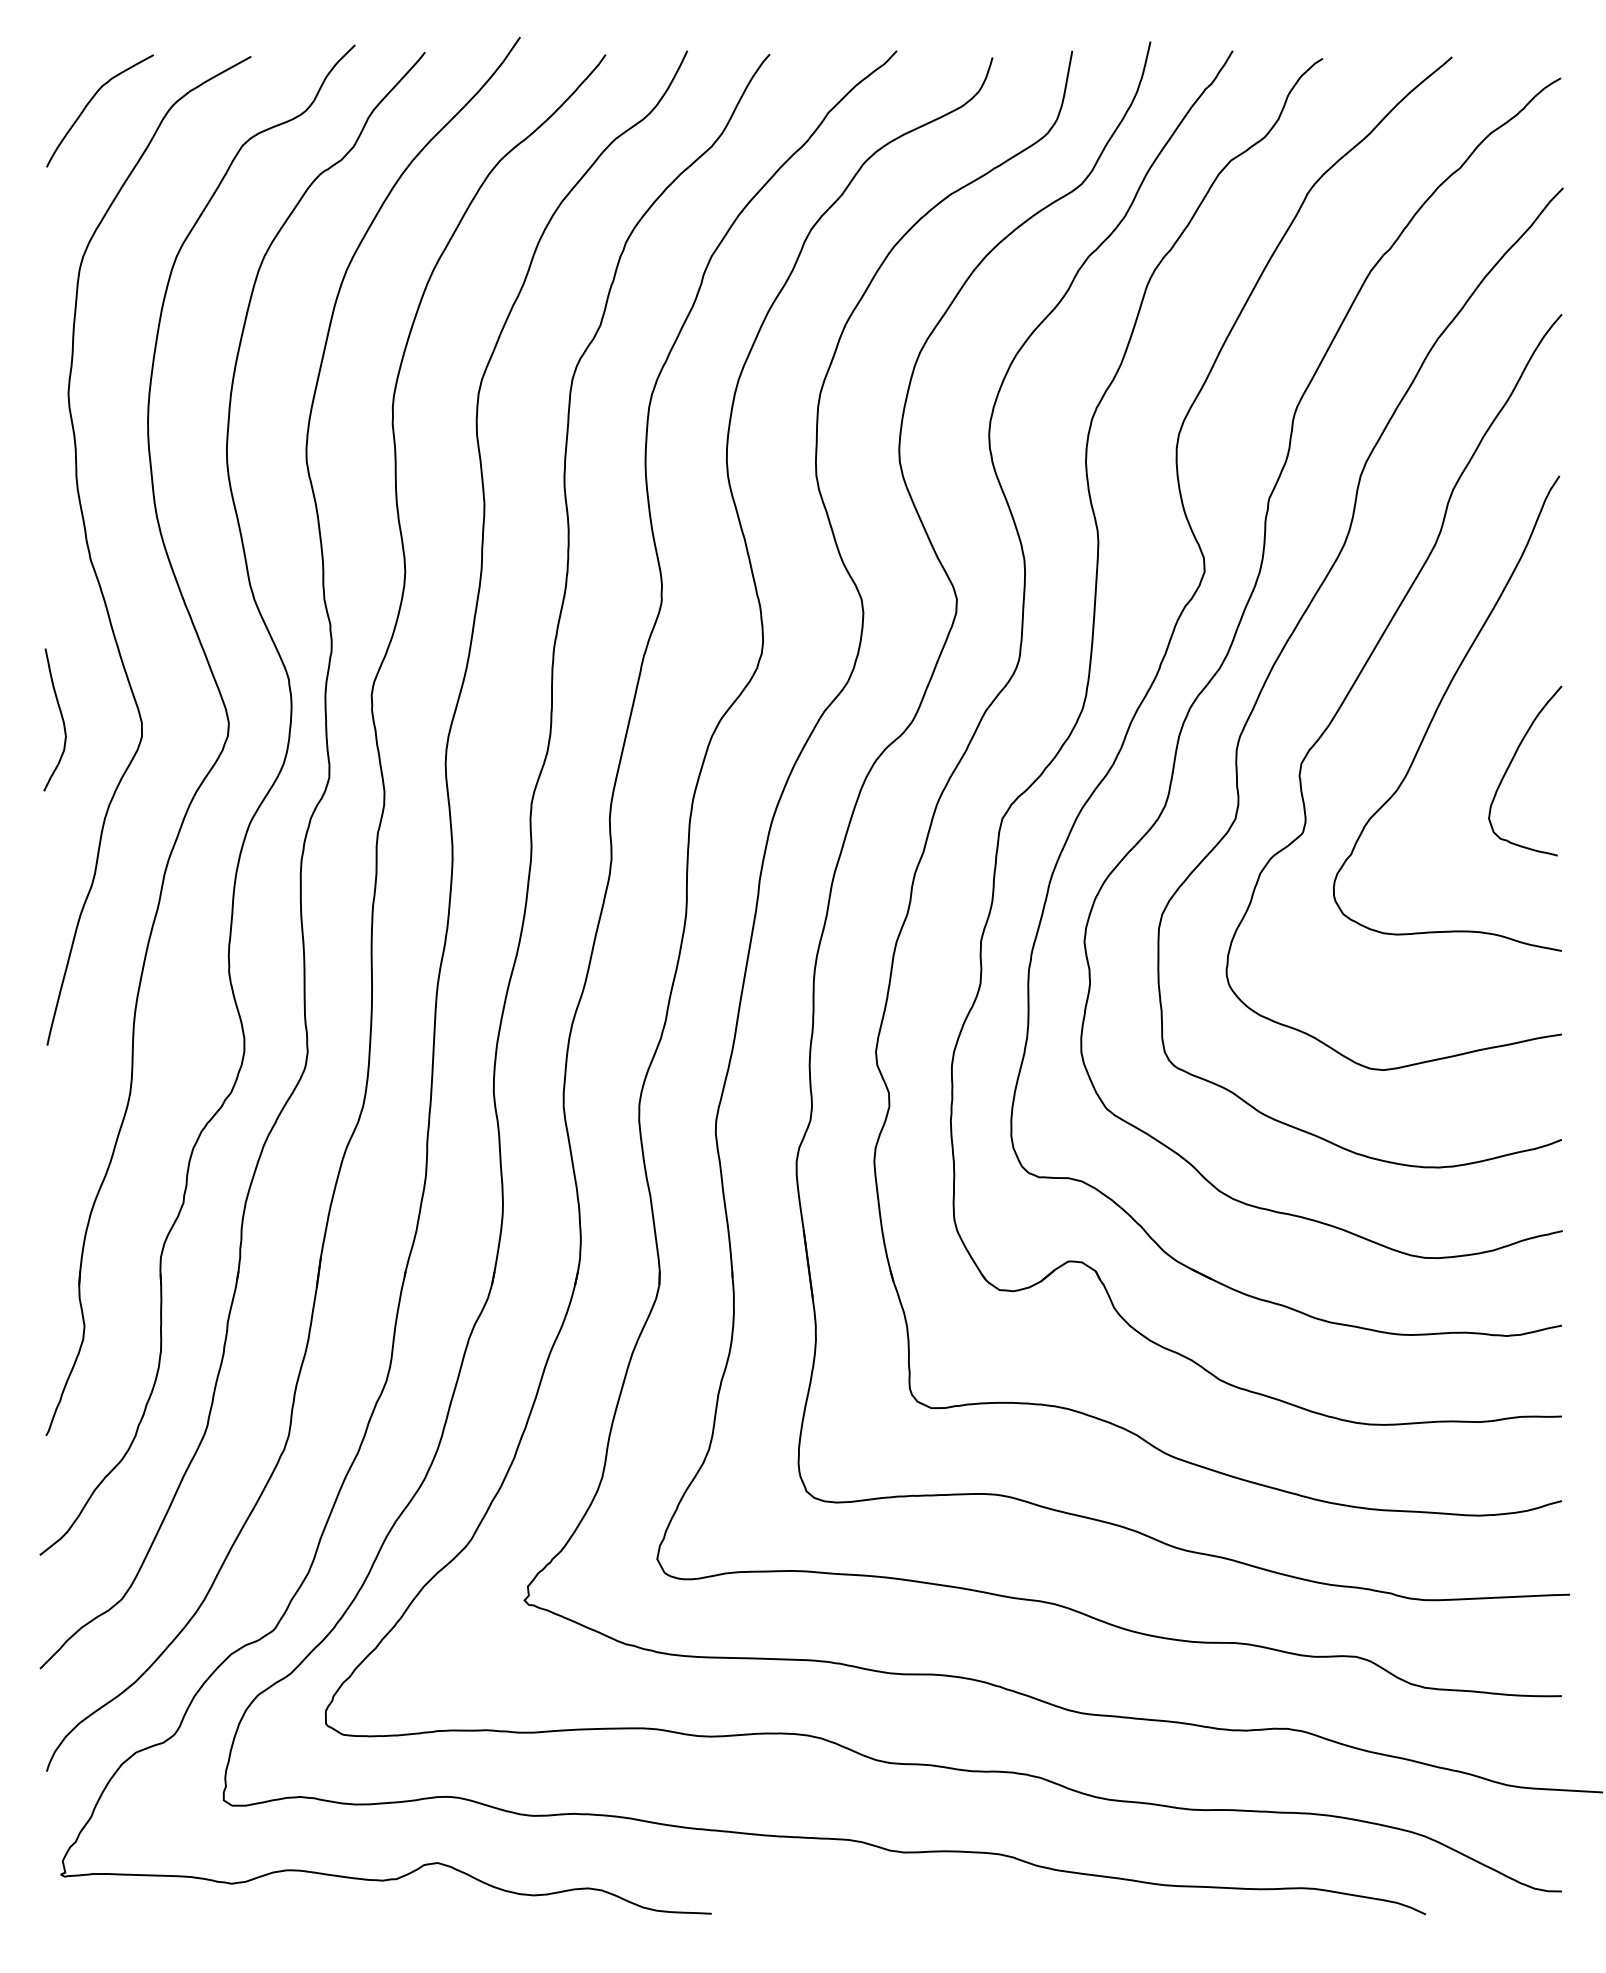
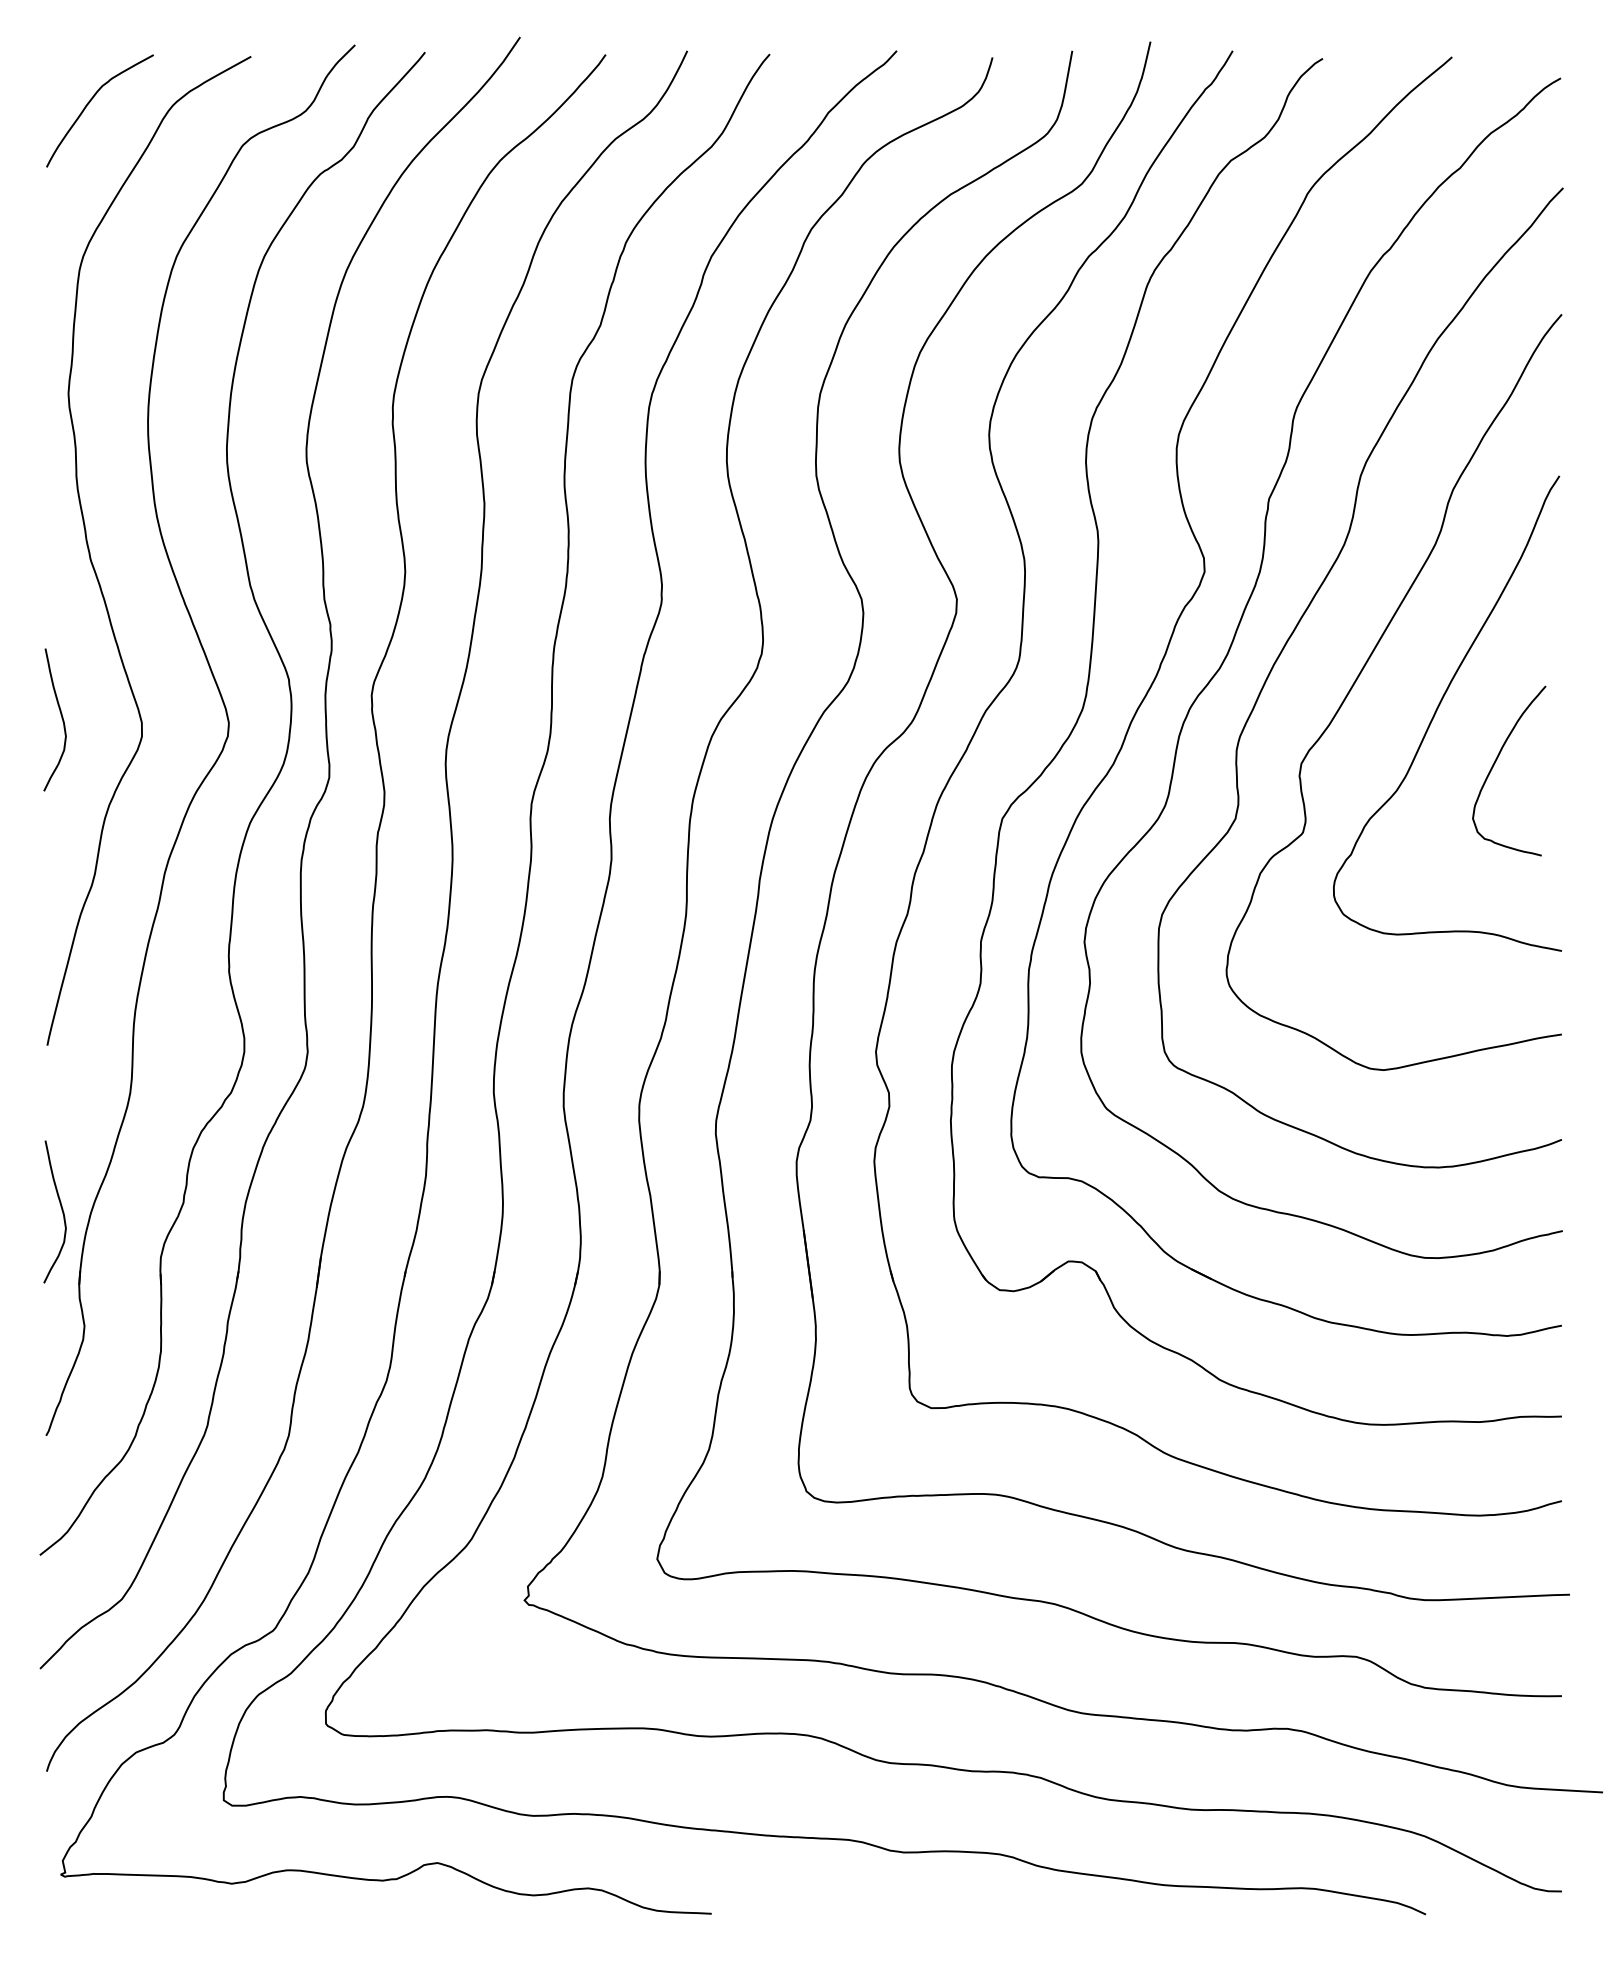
curve position: (1511, 763) -> (1495, 763) (1495, 763)
curve: none -> present (61, 1210)
